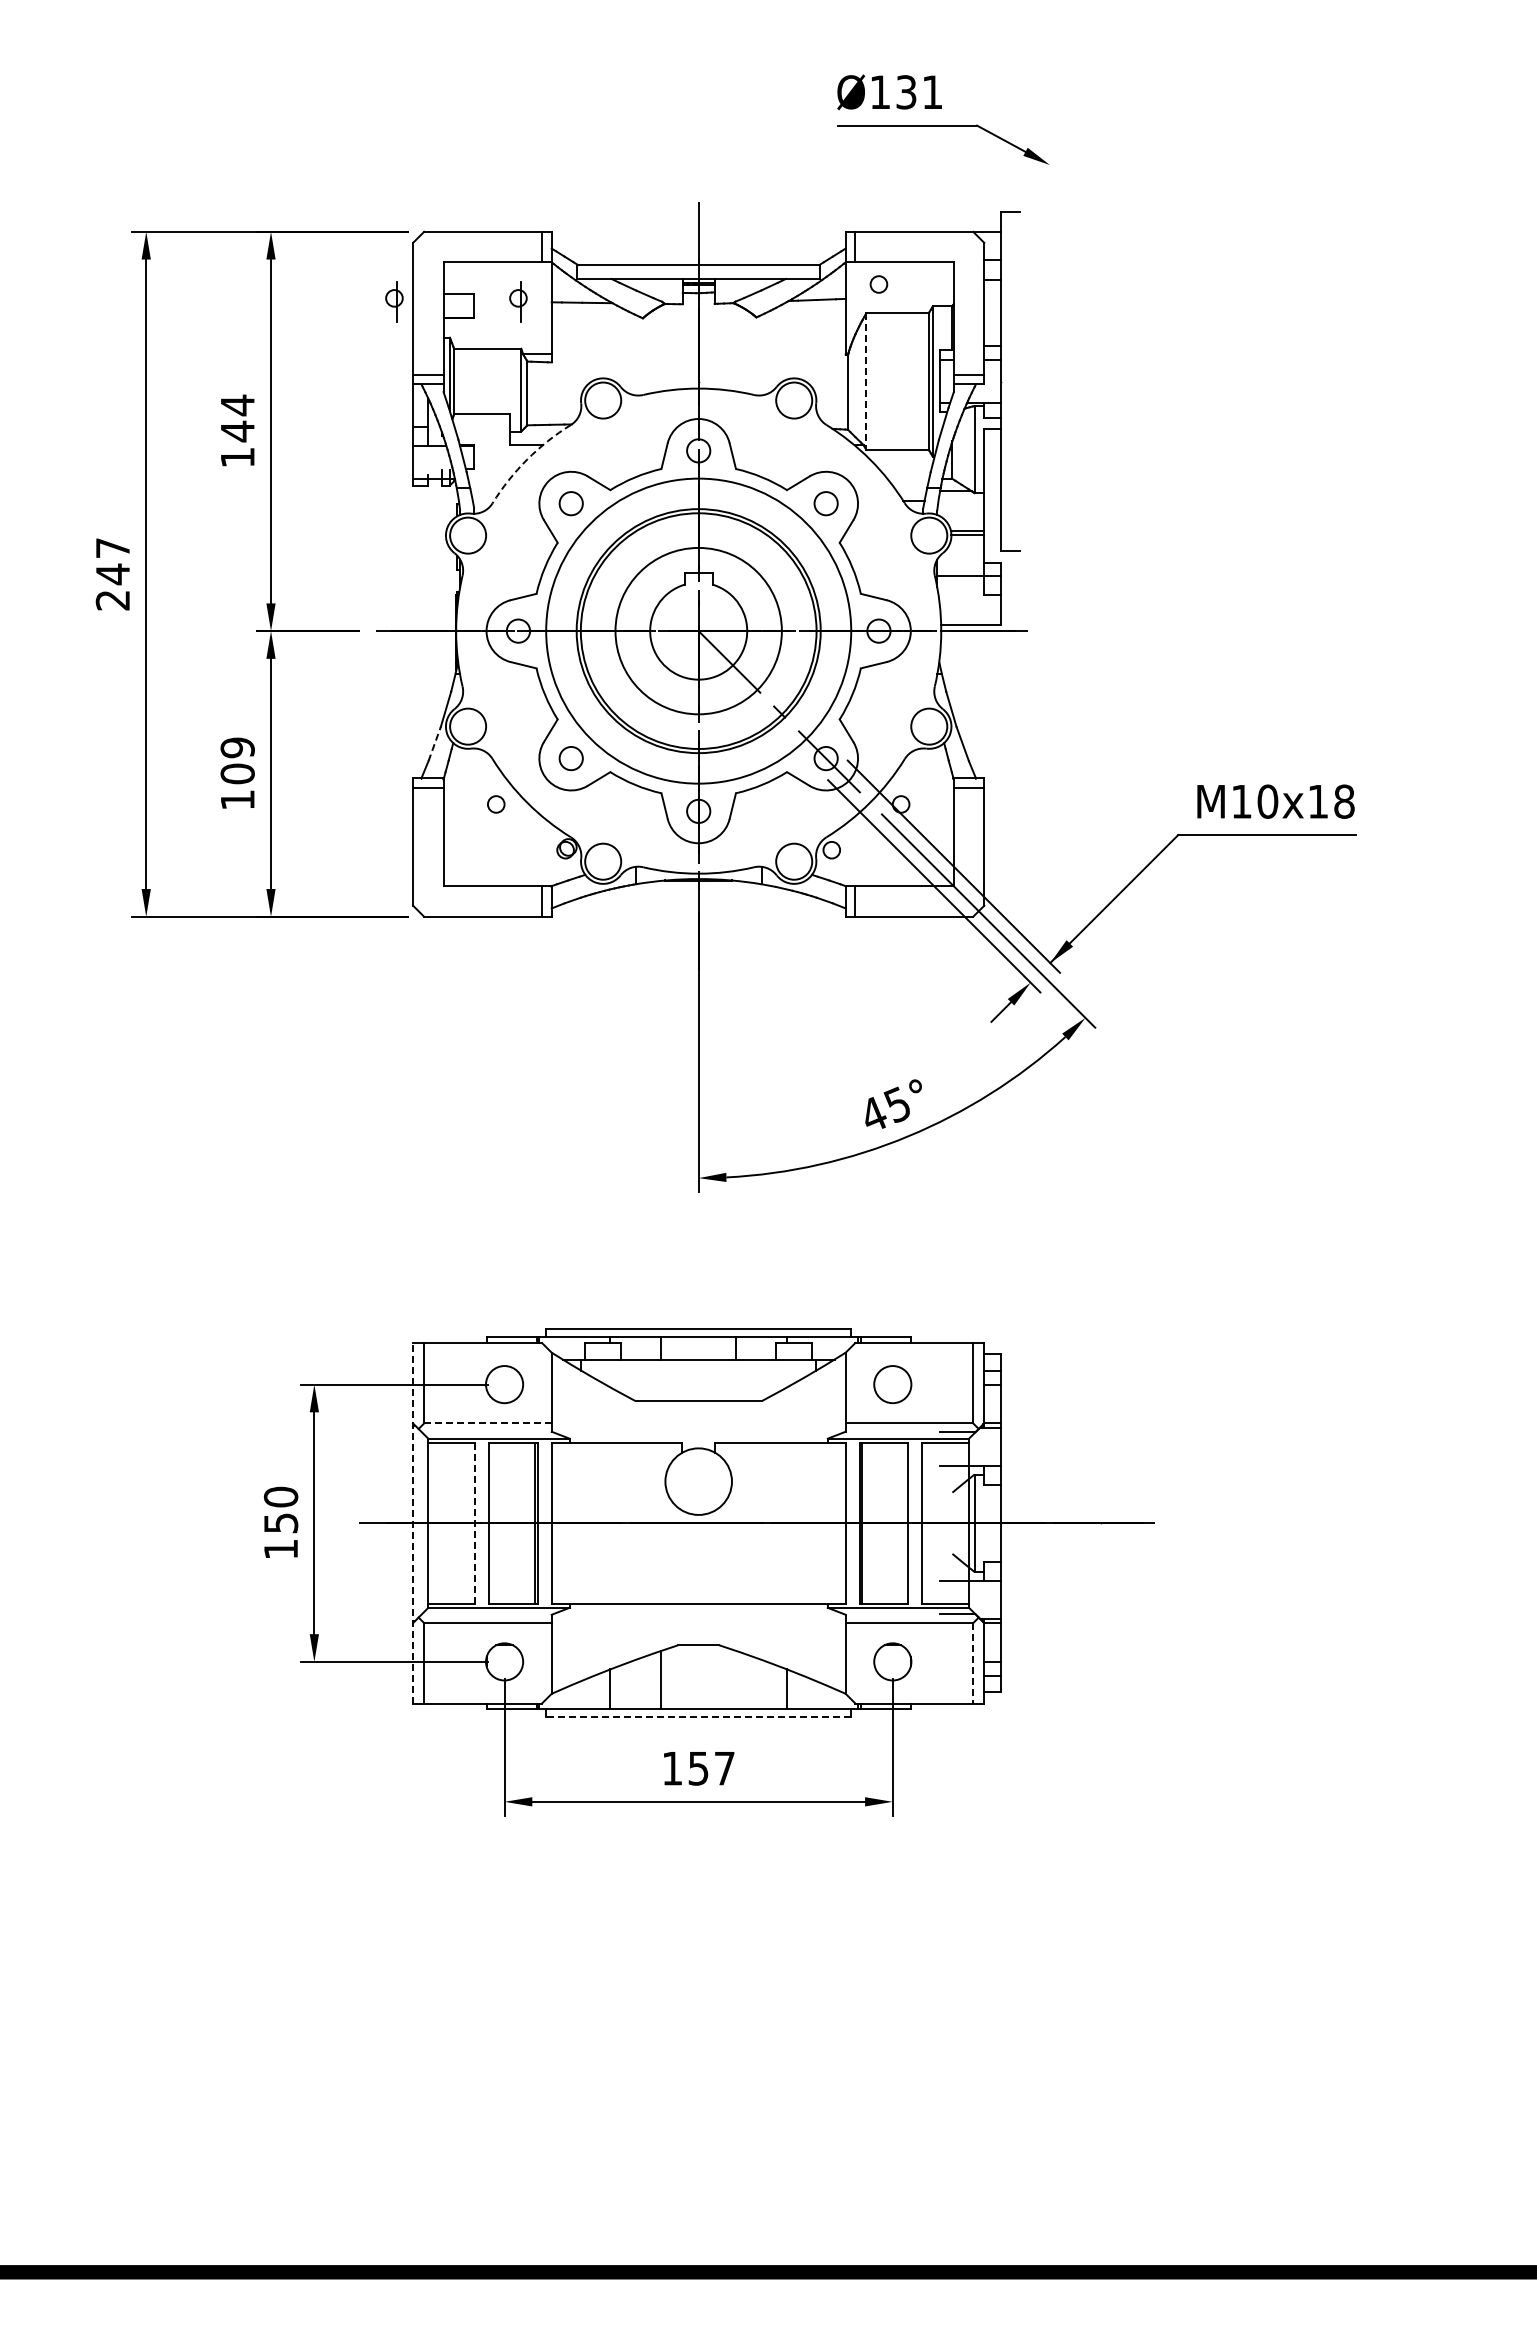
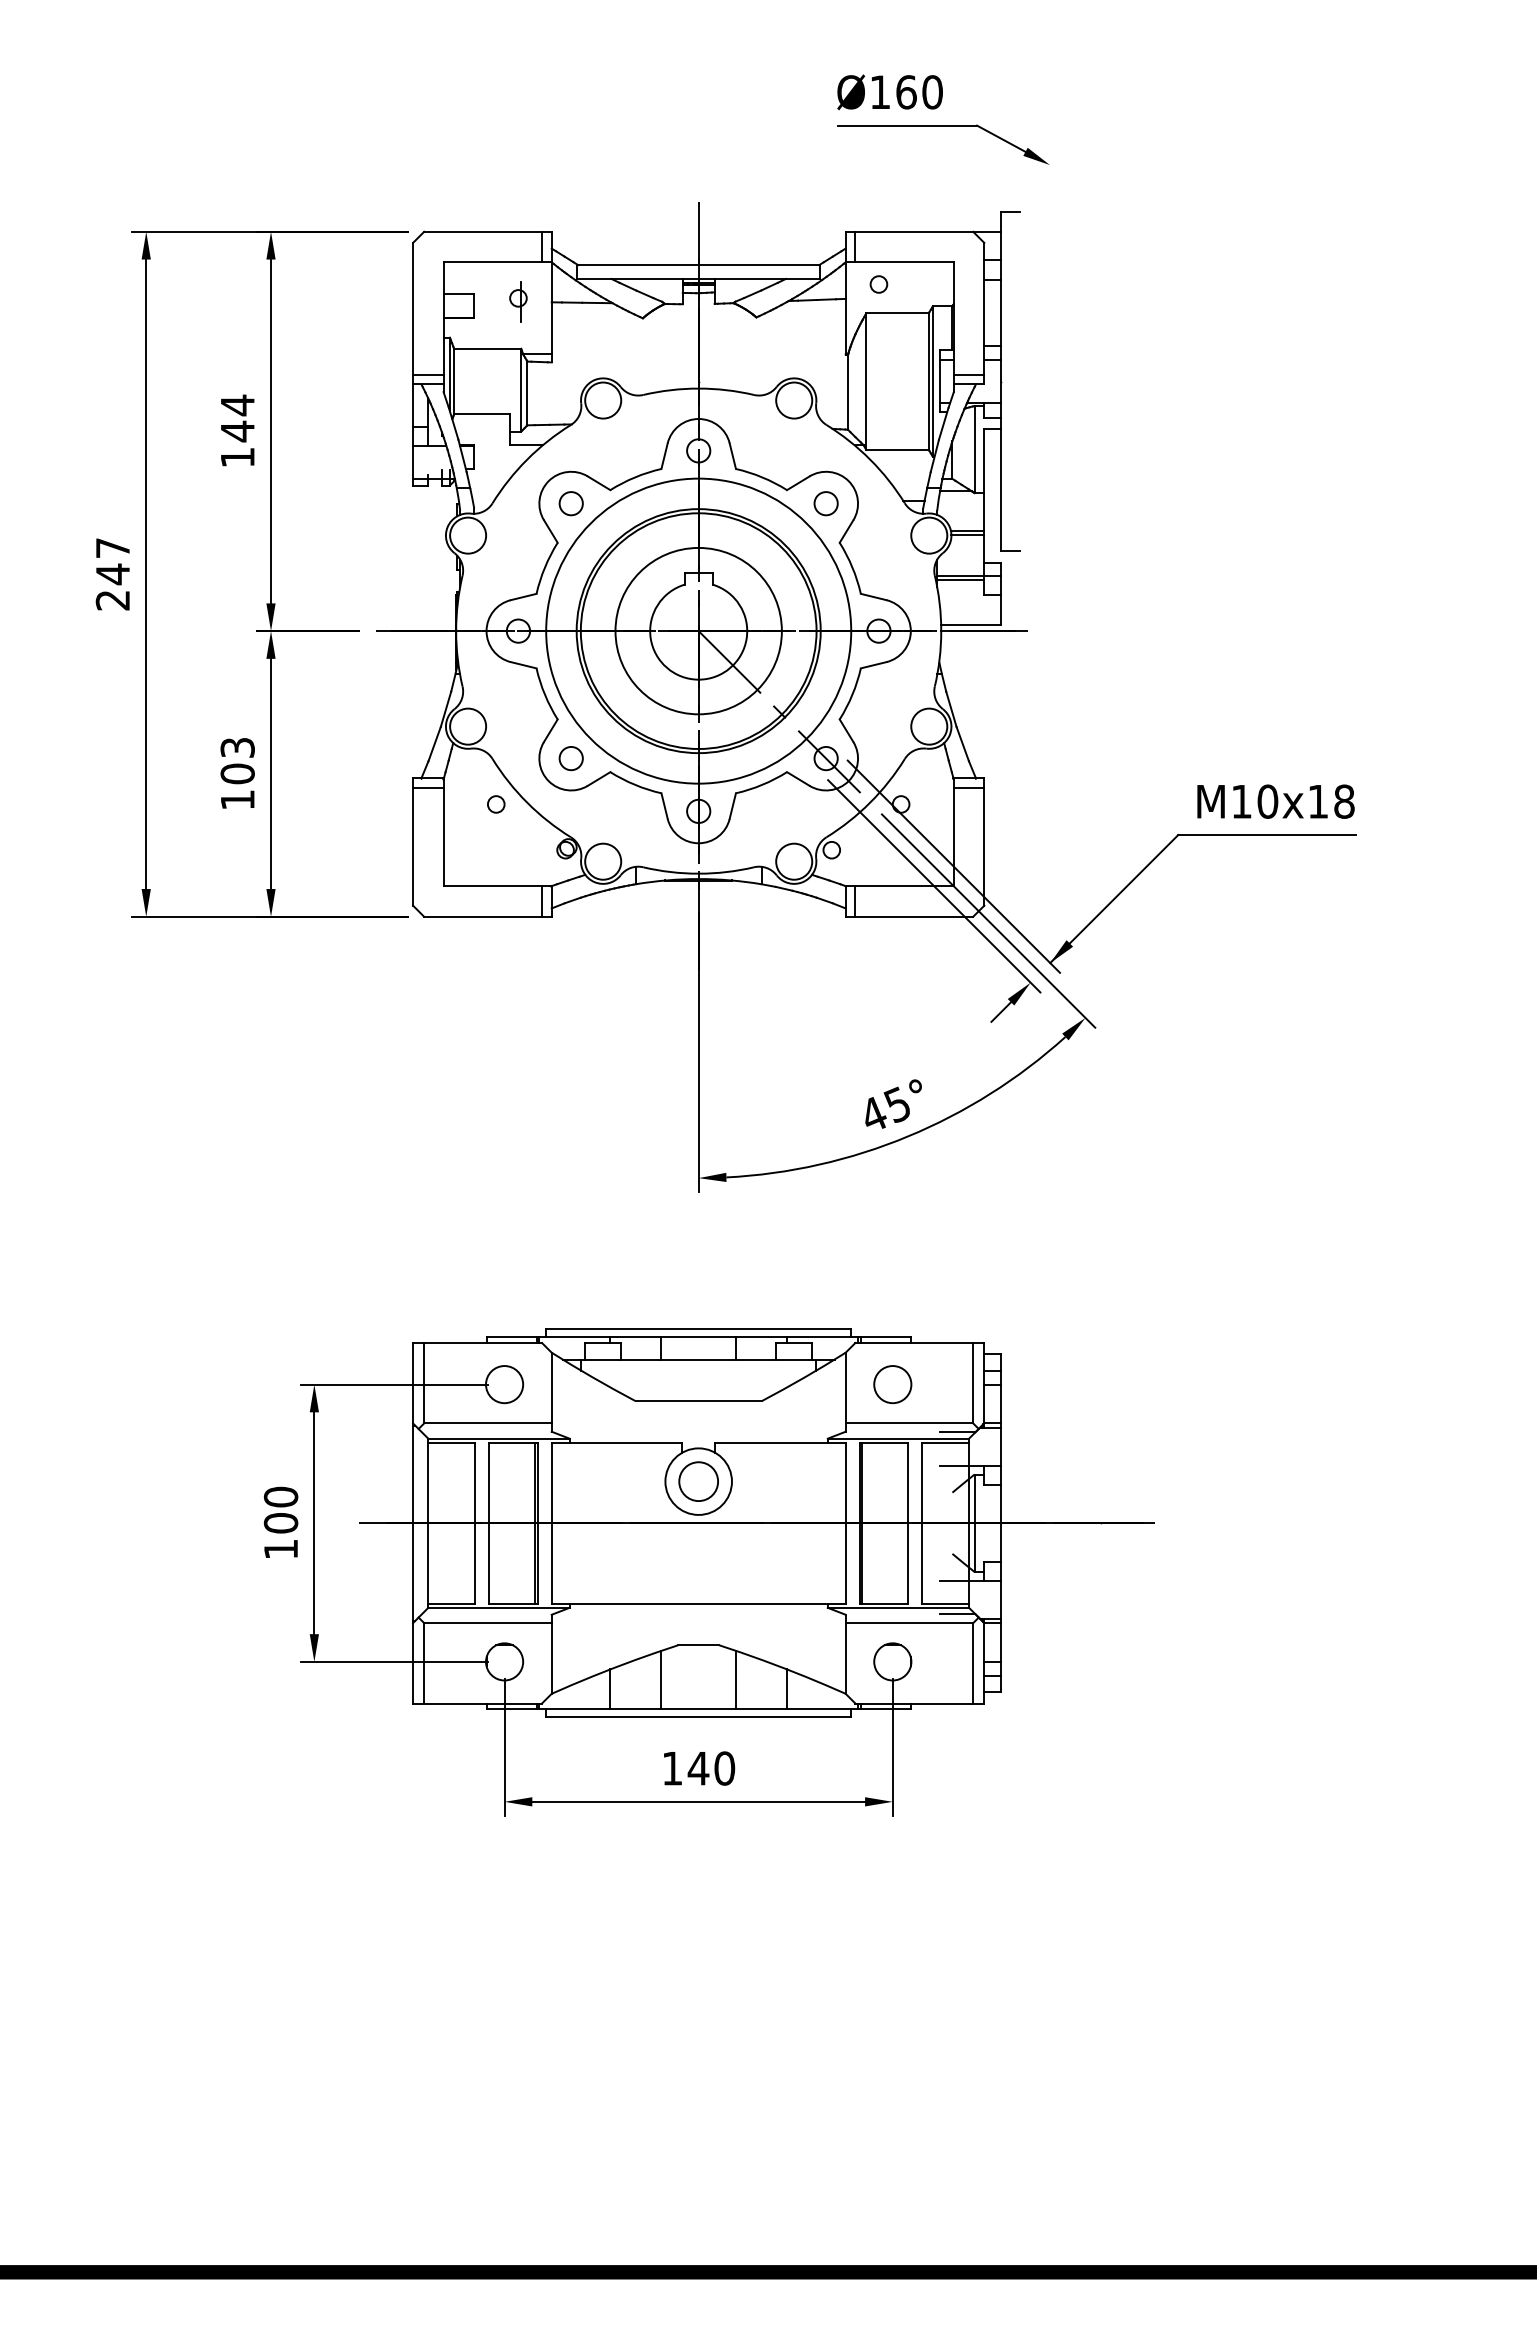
text: Ø131 -> Ø160 (919, 92)
part: present -> none (394, 301)
line: dashed -> solid (866, 382)
arc: dashed -> solid (527, 459)
line: none -> present (960, 580)
line: dashed -> solid (434, 743)
text: 109 -> 103 (237, 747)
line: dashed -> solid (487, 1423)
circle: none -> present (698, 1481)
line: dashed -> solid (413, 1522)
line: dashed -> solid (475, 1522)
text: 150 -> 100 (280, 1523)
line: dashed -> solid (973, 1663)
line: none -> present (735, 1679)
line: dashed -> solid (698, 1717)
text: 157 -> 140 (711, 1768)
